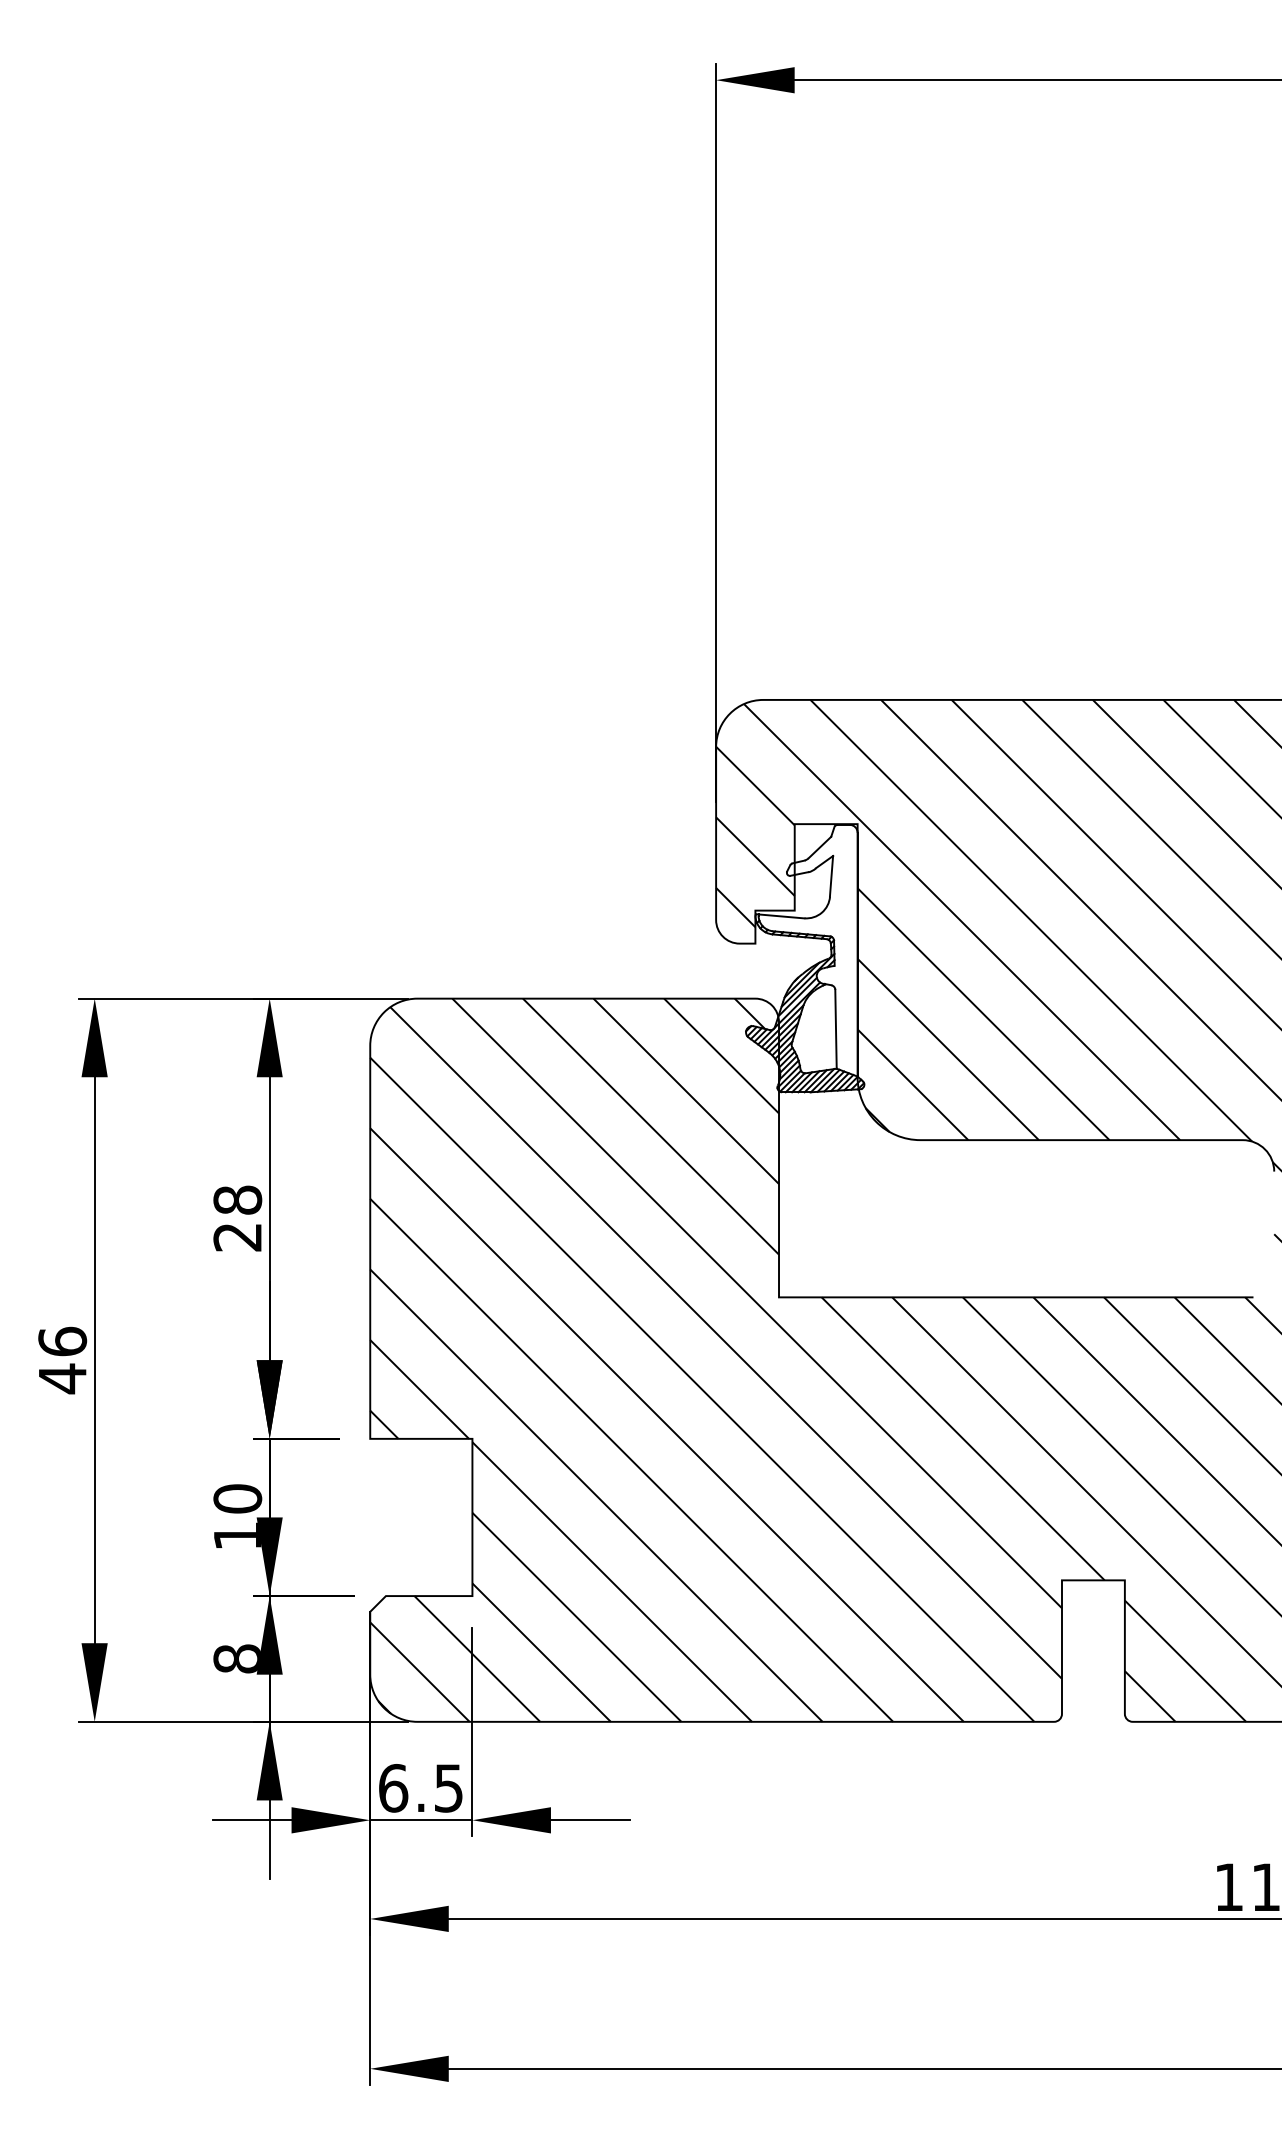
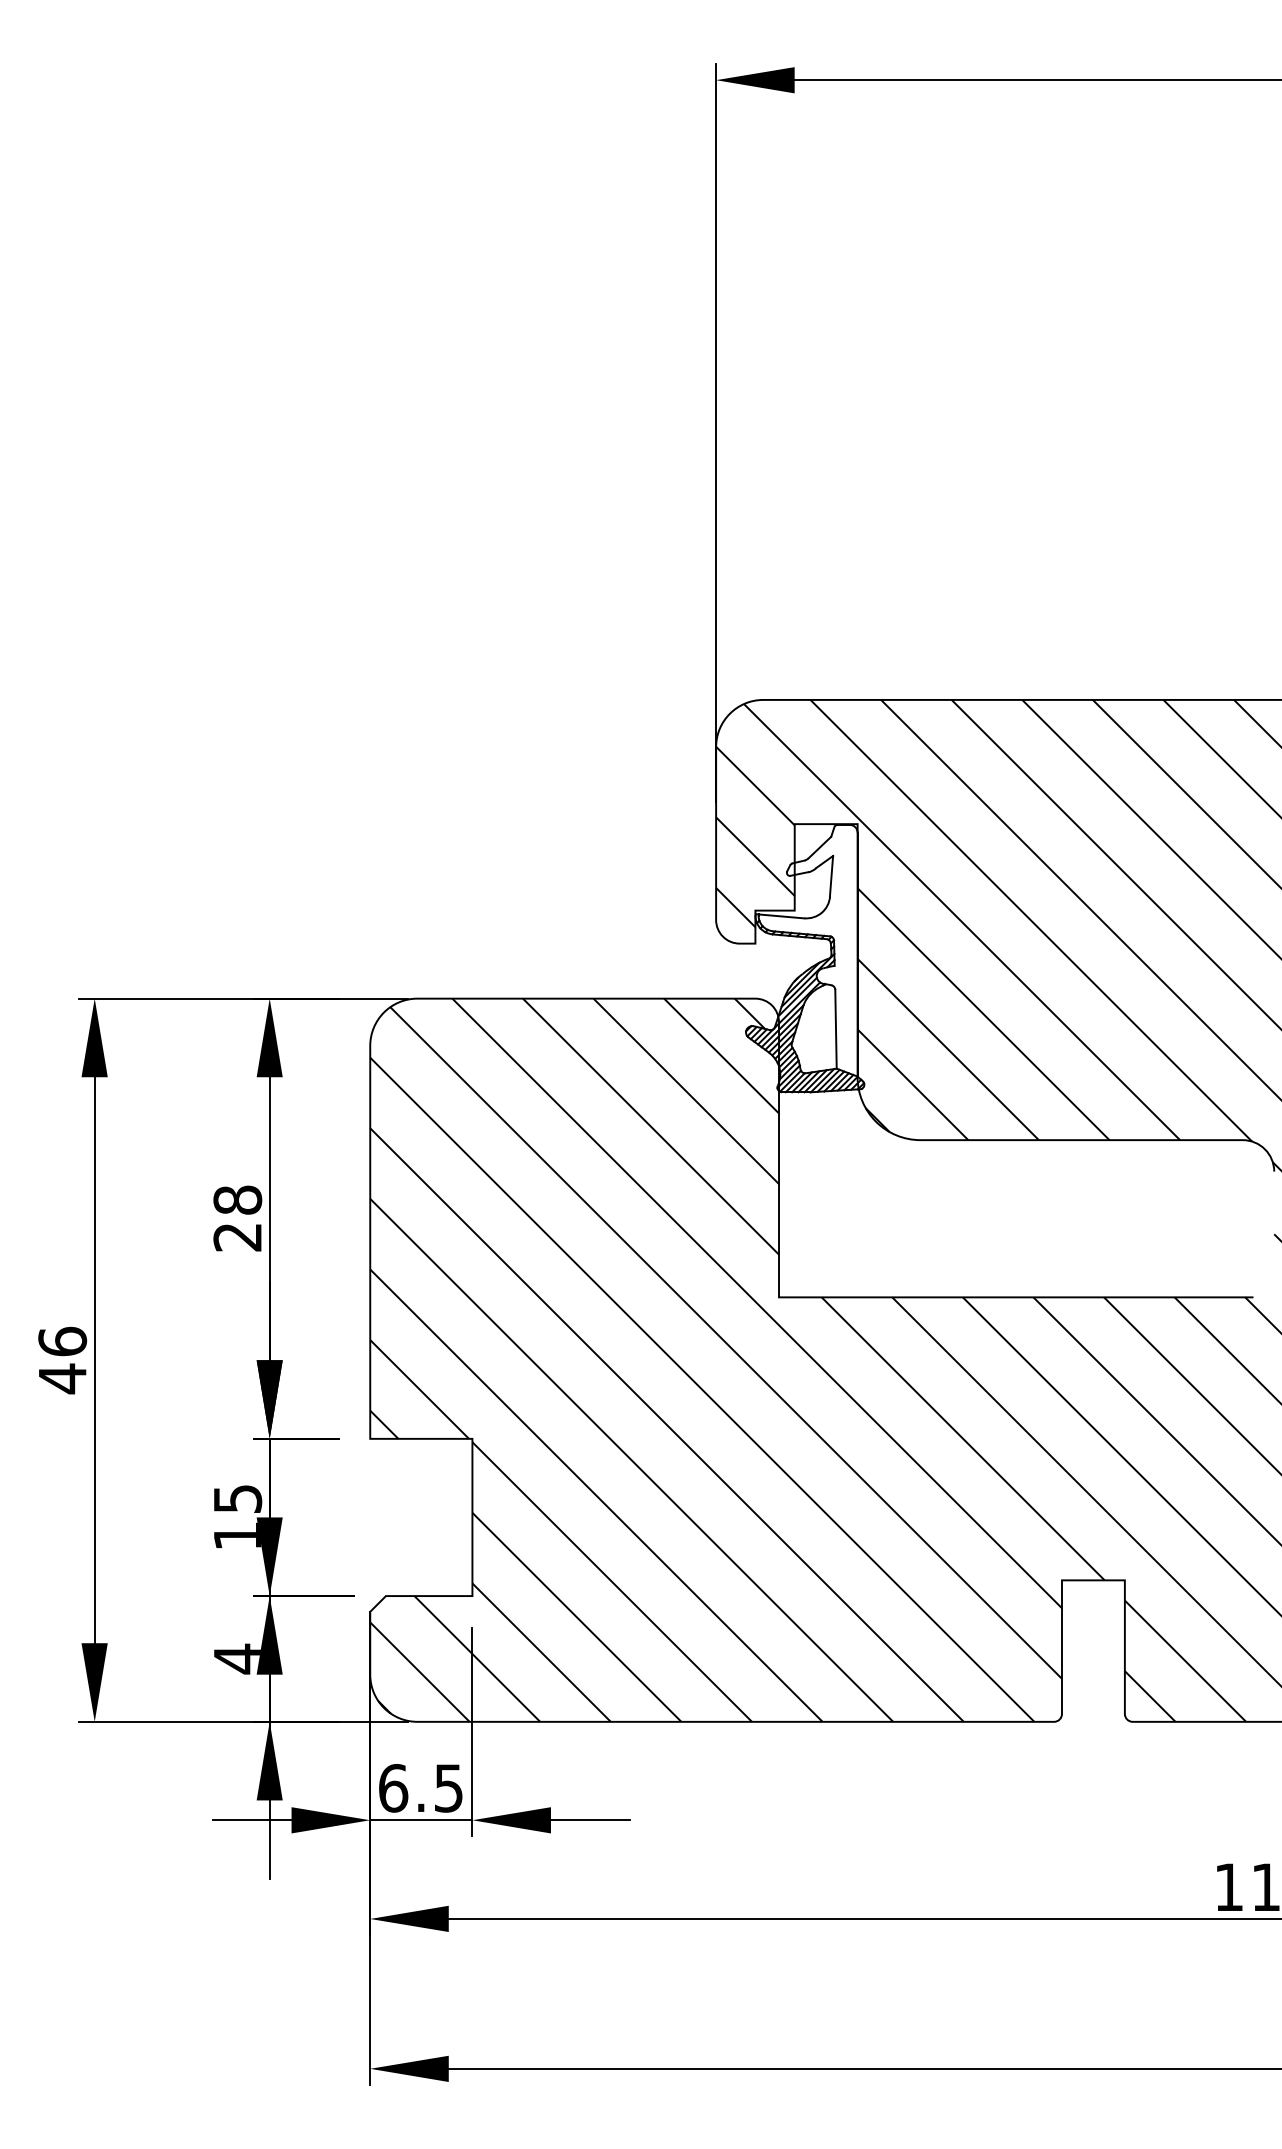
text: 10 -> 15 (237, 1498)
text: 8 -> 4 (236, 1658)
